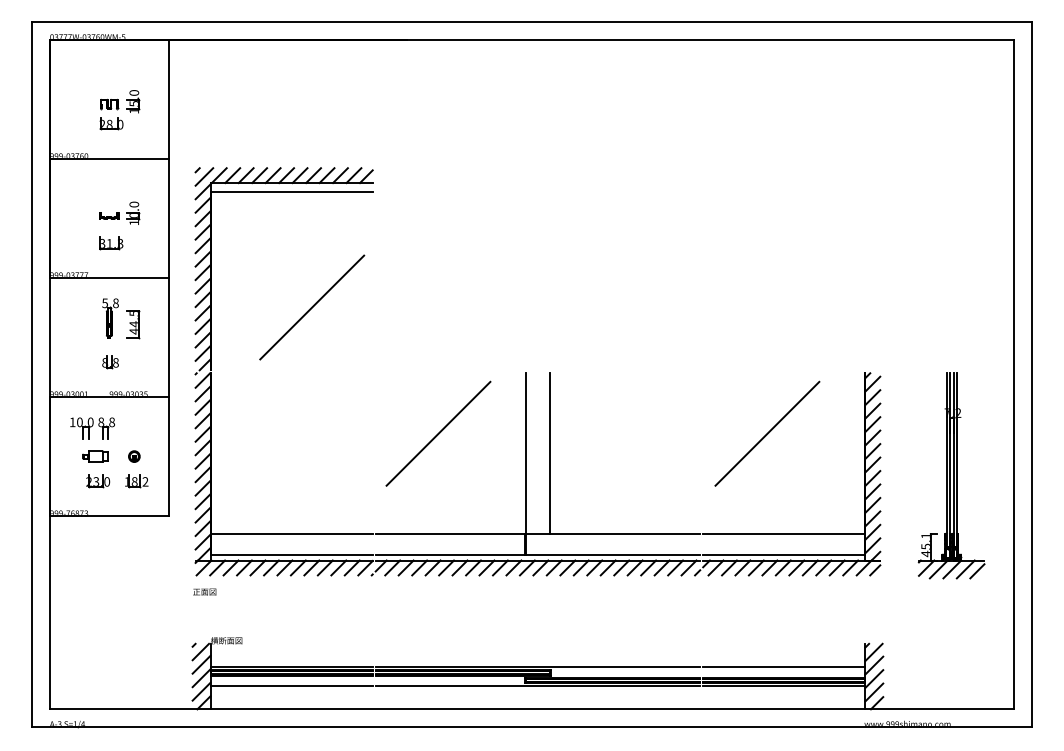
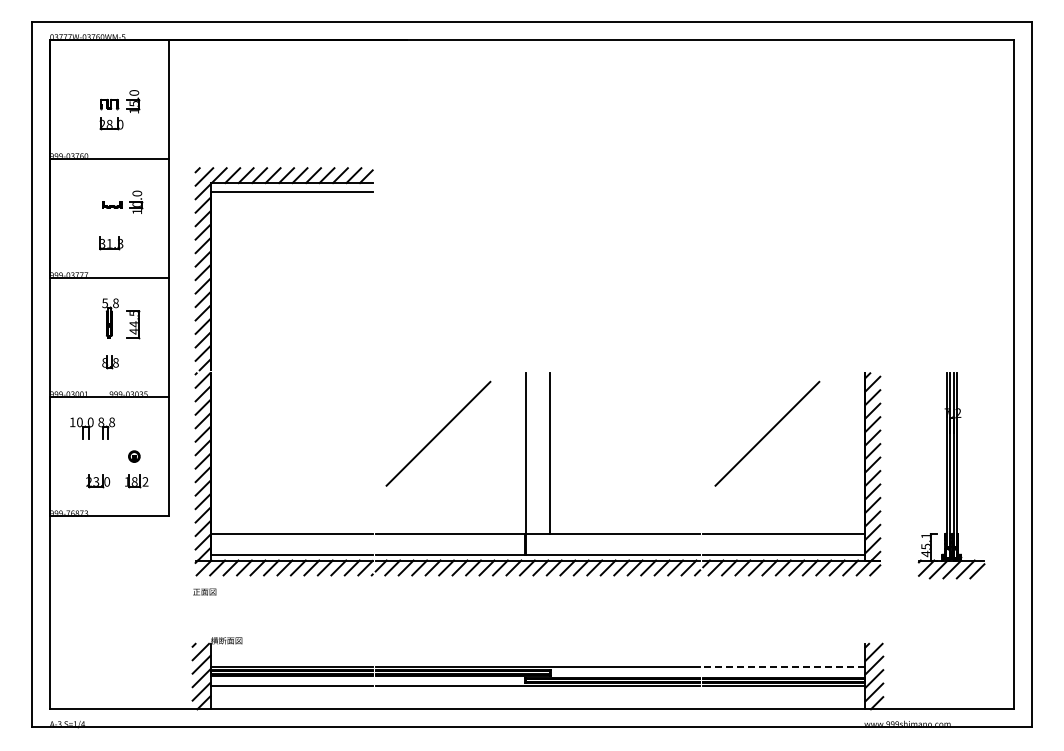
part position: (119, 212) -> (122, 201) (122, 201)
line: present -> none (312, 307)
part: present -> none (95, 456)
line: solid -> dashed (783, 667)
